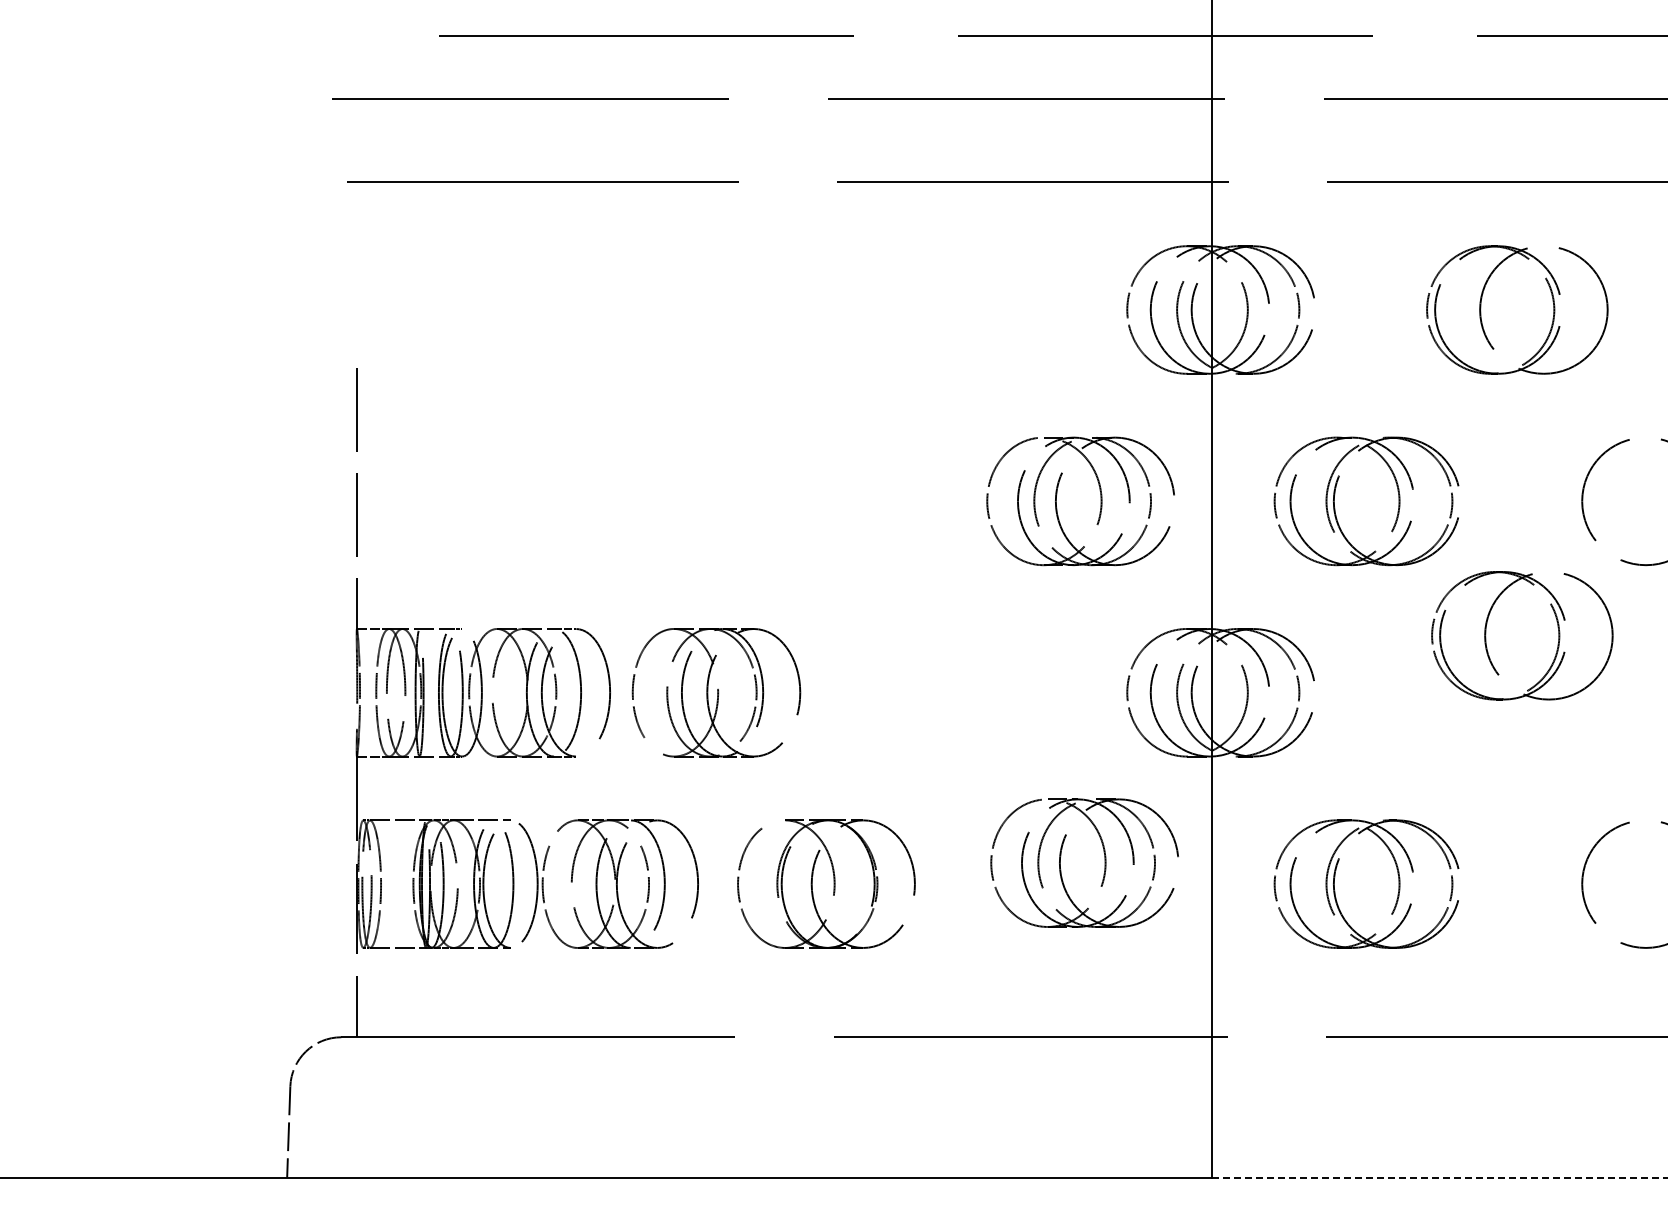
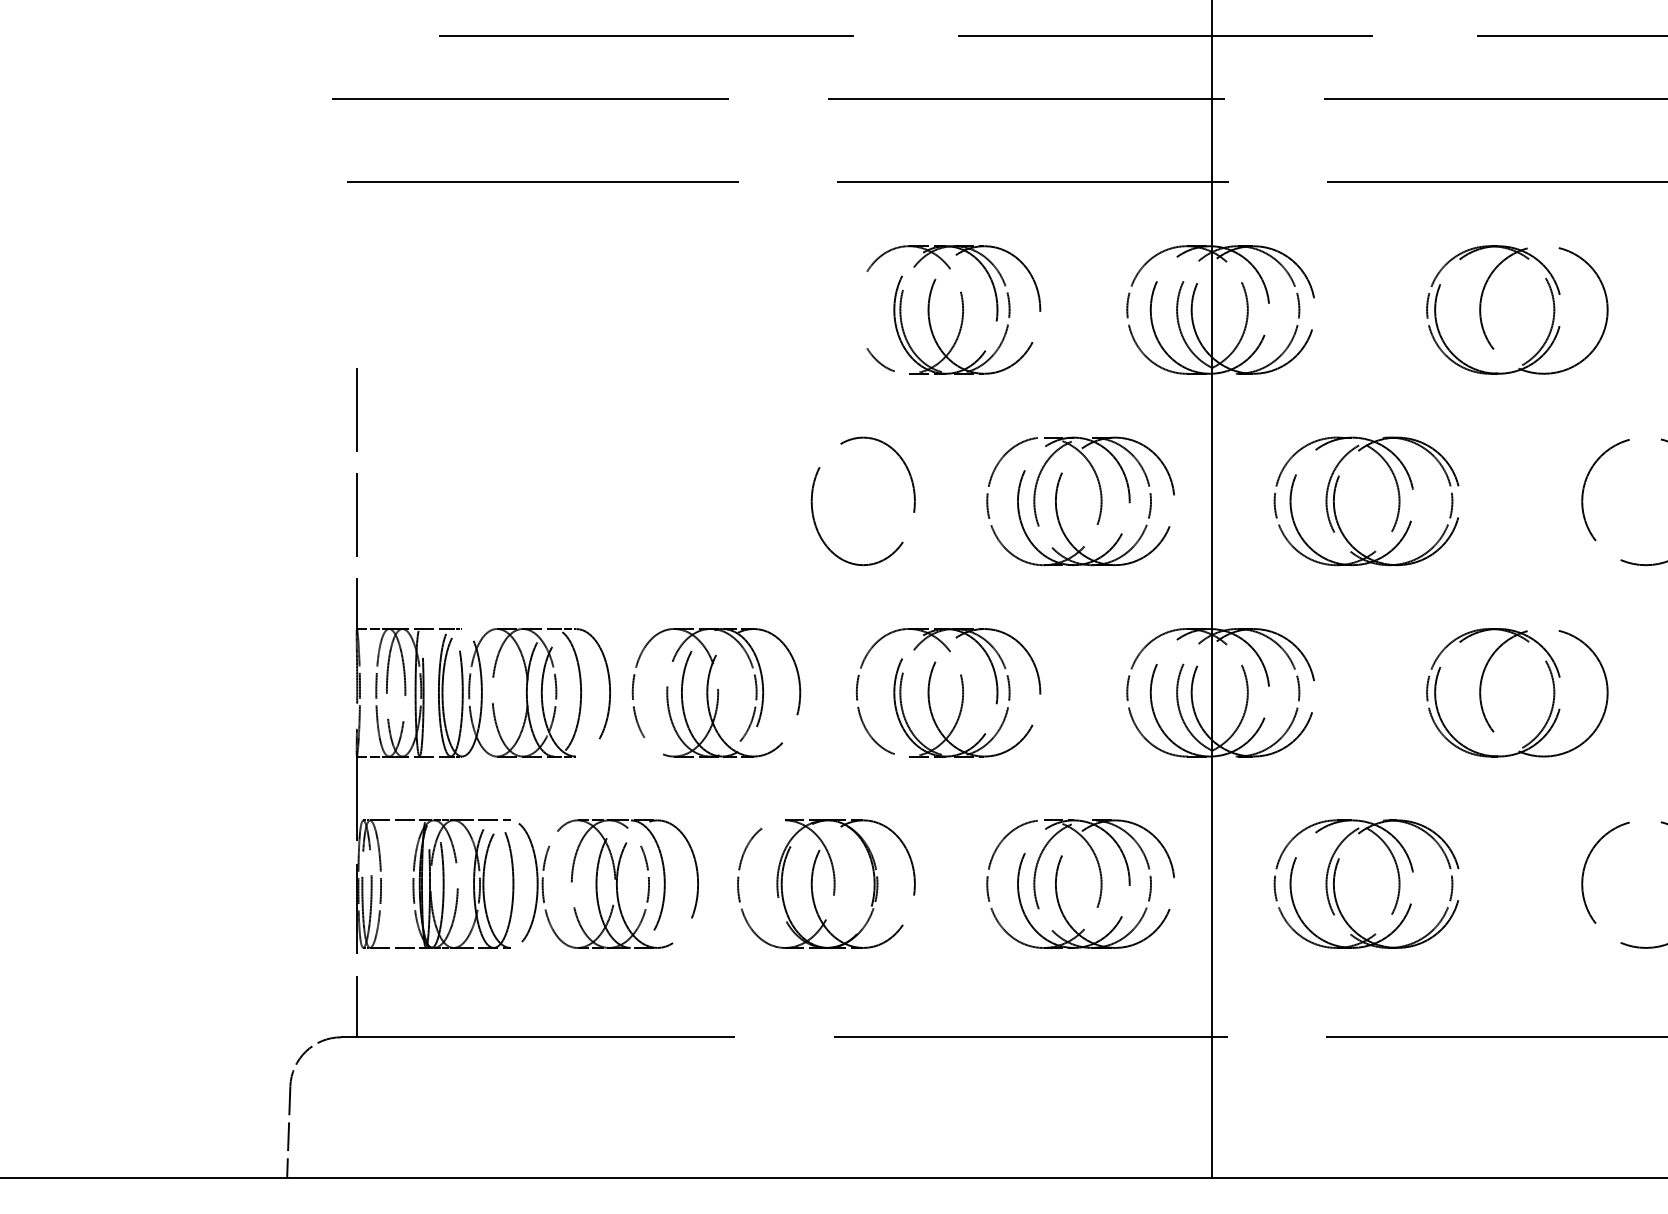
part: none -> present (962, 309)
part: none -> present (813, 493)
part position: (1557, 627) -> (1552, 684) (1552, 684)
part: none -> present (962, 692)
part position: (1104, 862) -> (1100, 883) (1100, 883)
line: dashed -> solid (1440, 1177)
